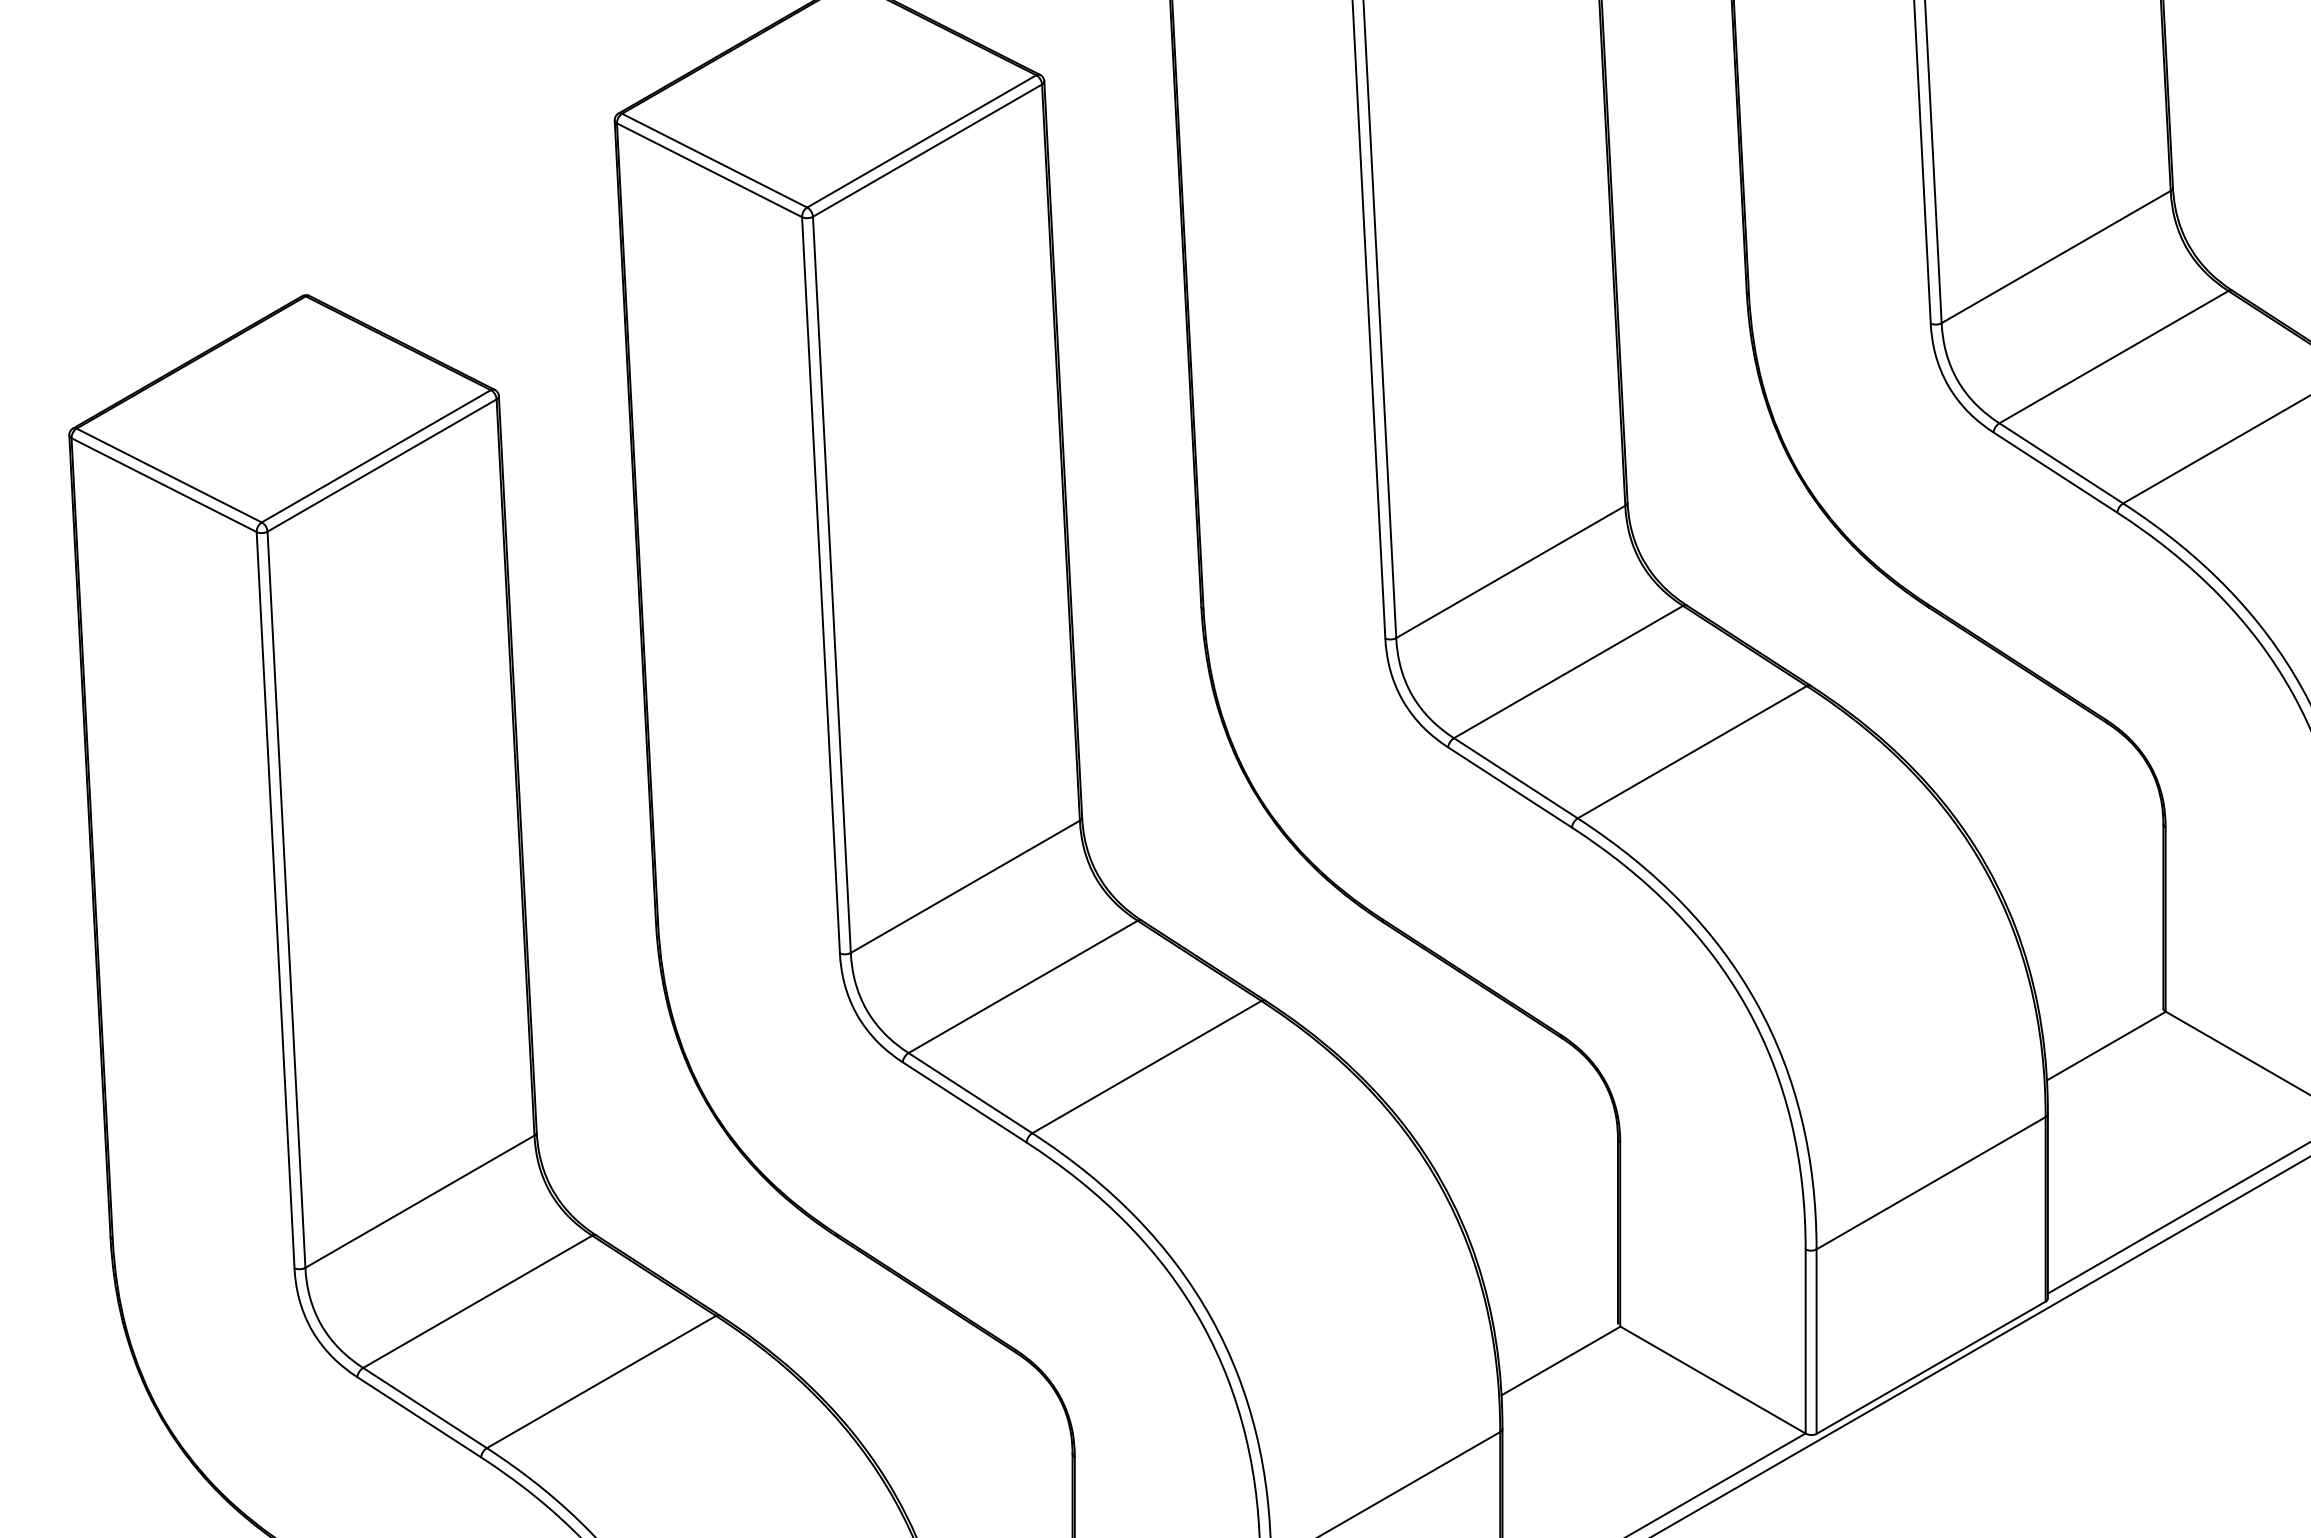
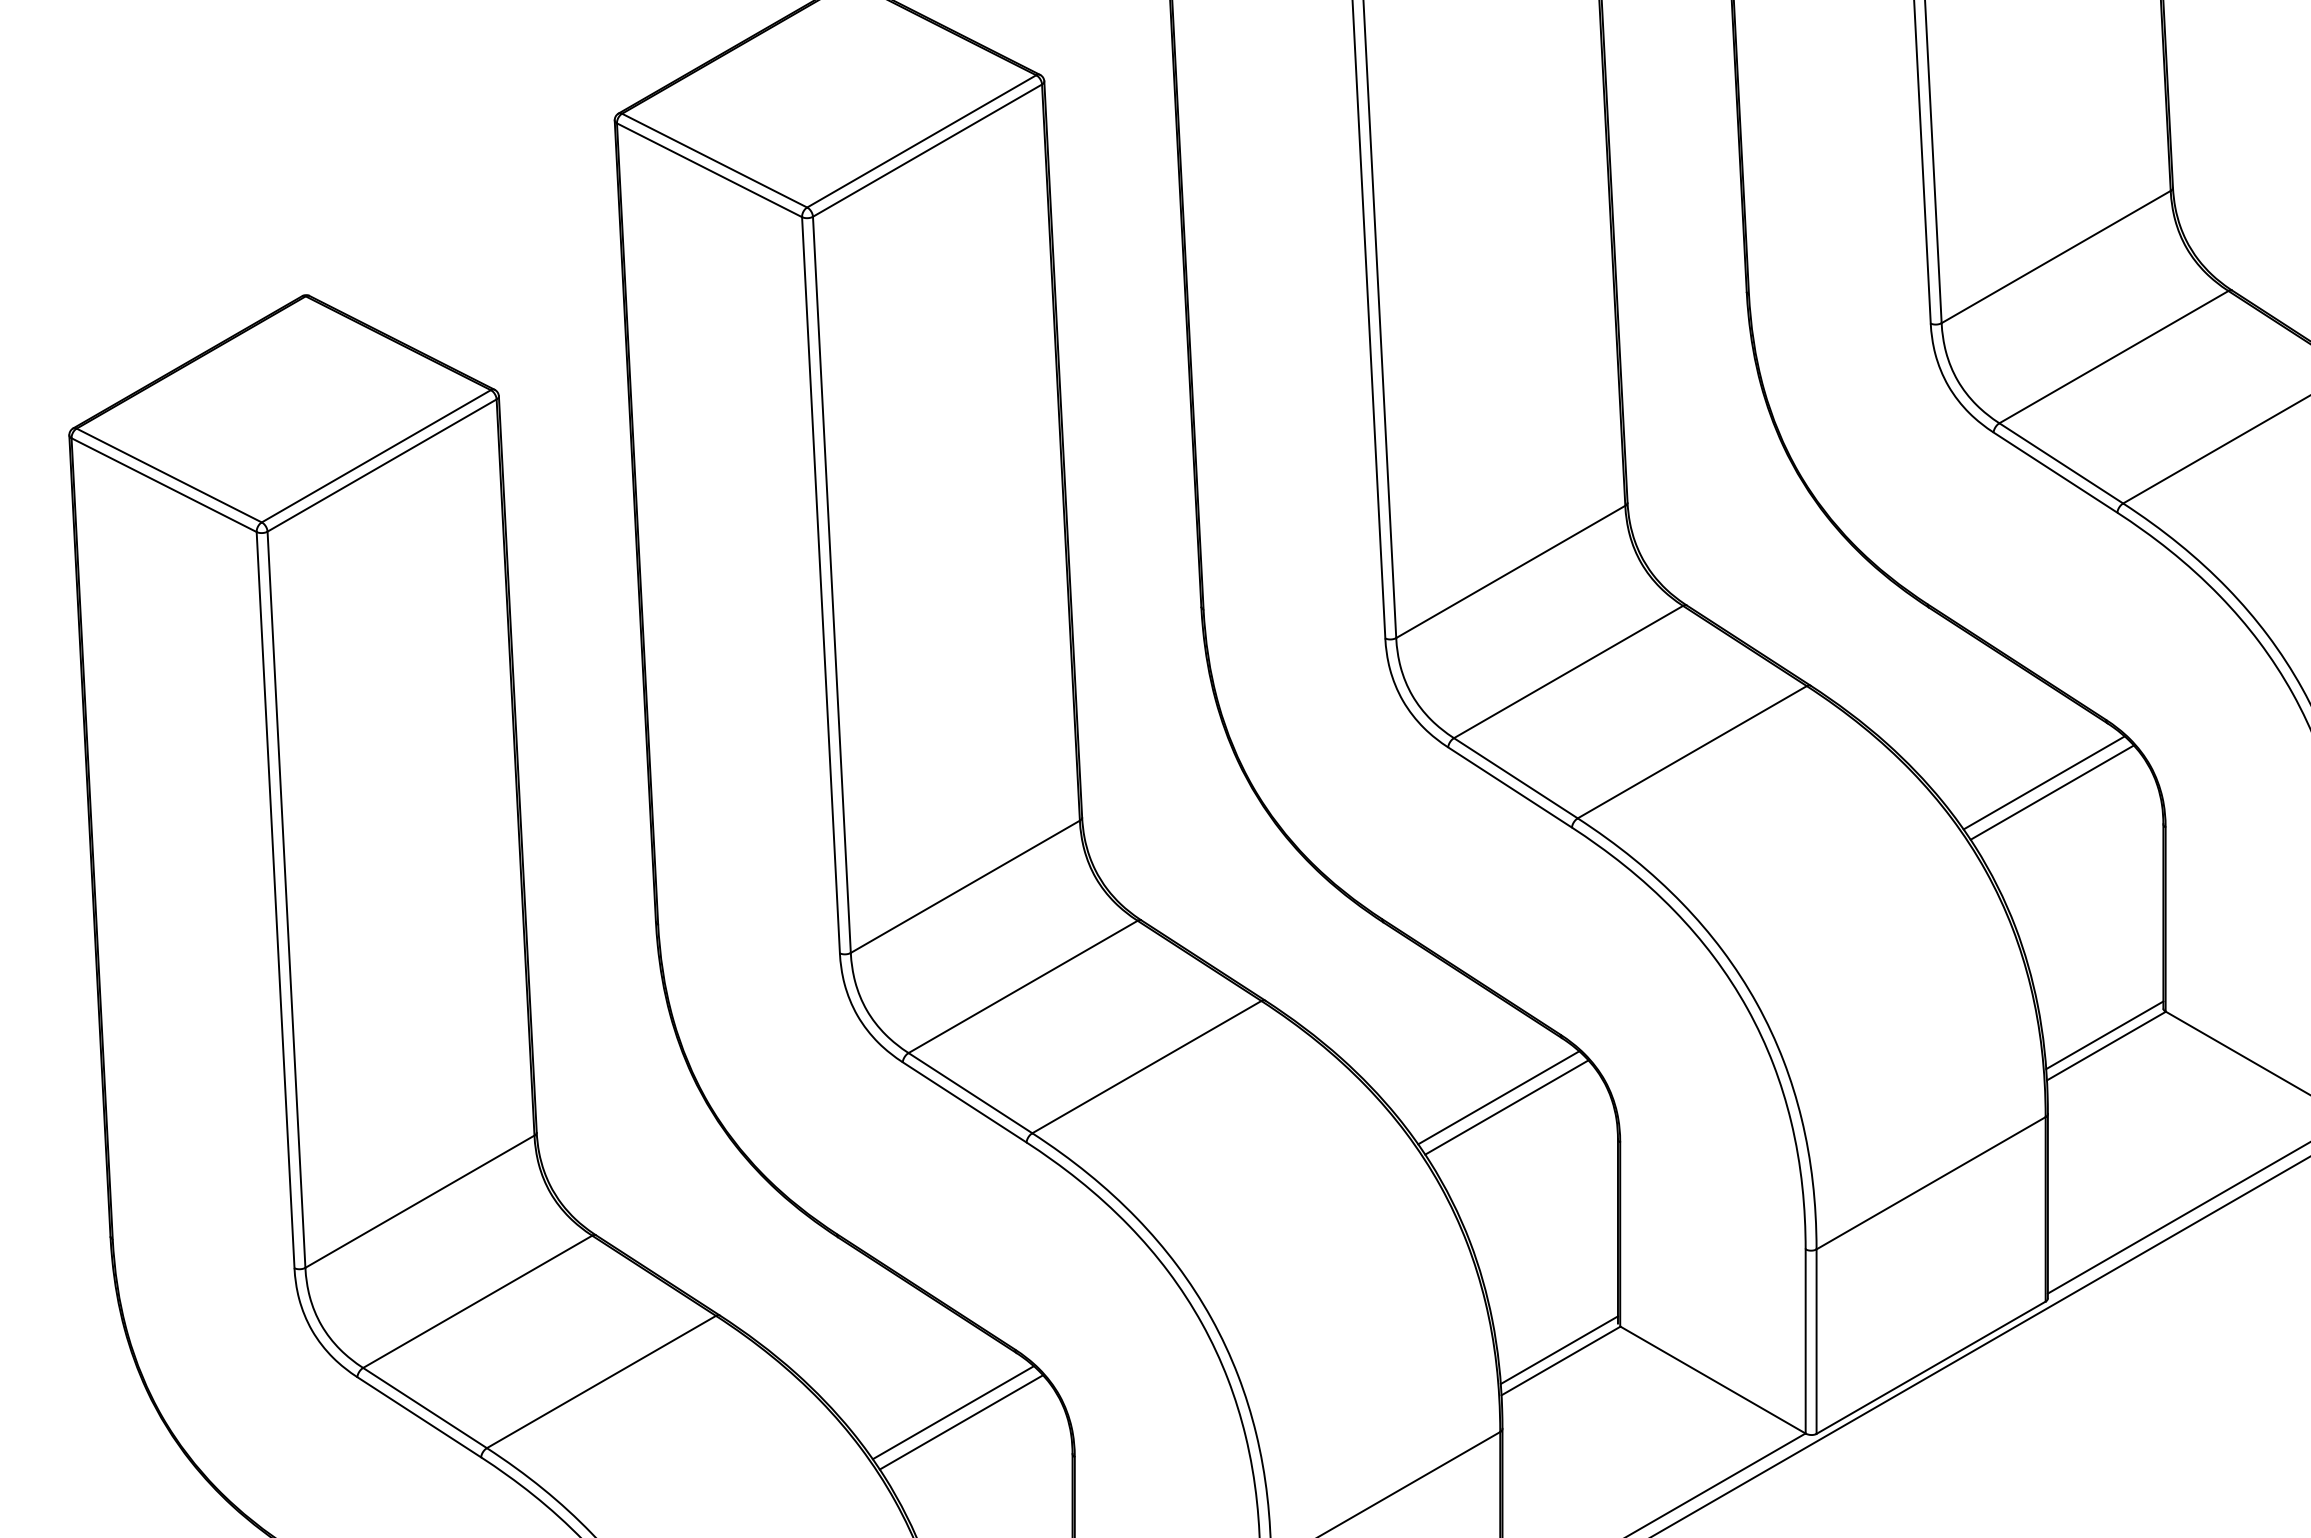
line: none -> present (2043, 782)
line: none -> present (2051, 792)
line: none -> present (2104, 1035)
line: none -> present (1498, 1097)
line: none -> present (1506, 1107)
line: none -> present (1558, 1350)
line: none -> present (952, 1412)
line: none -> present (961, 1422)
